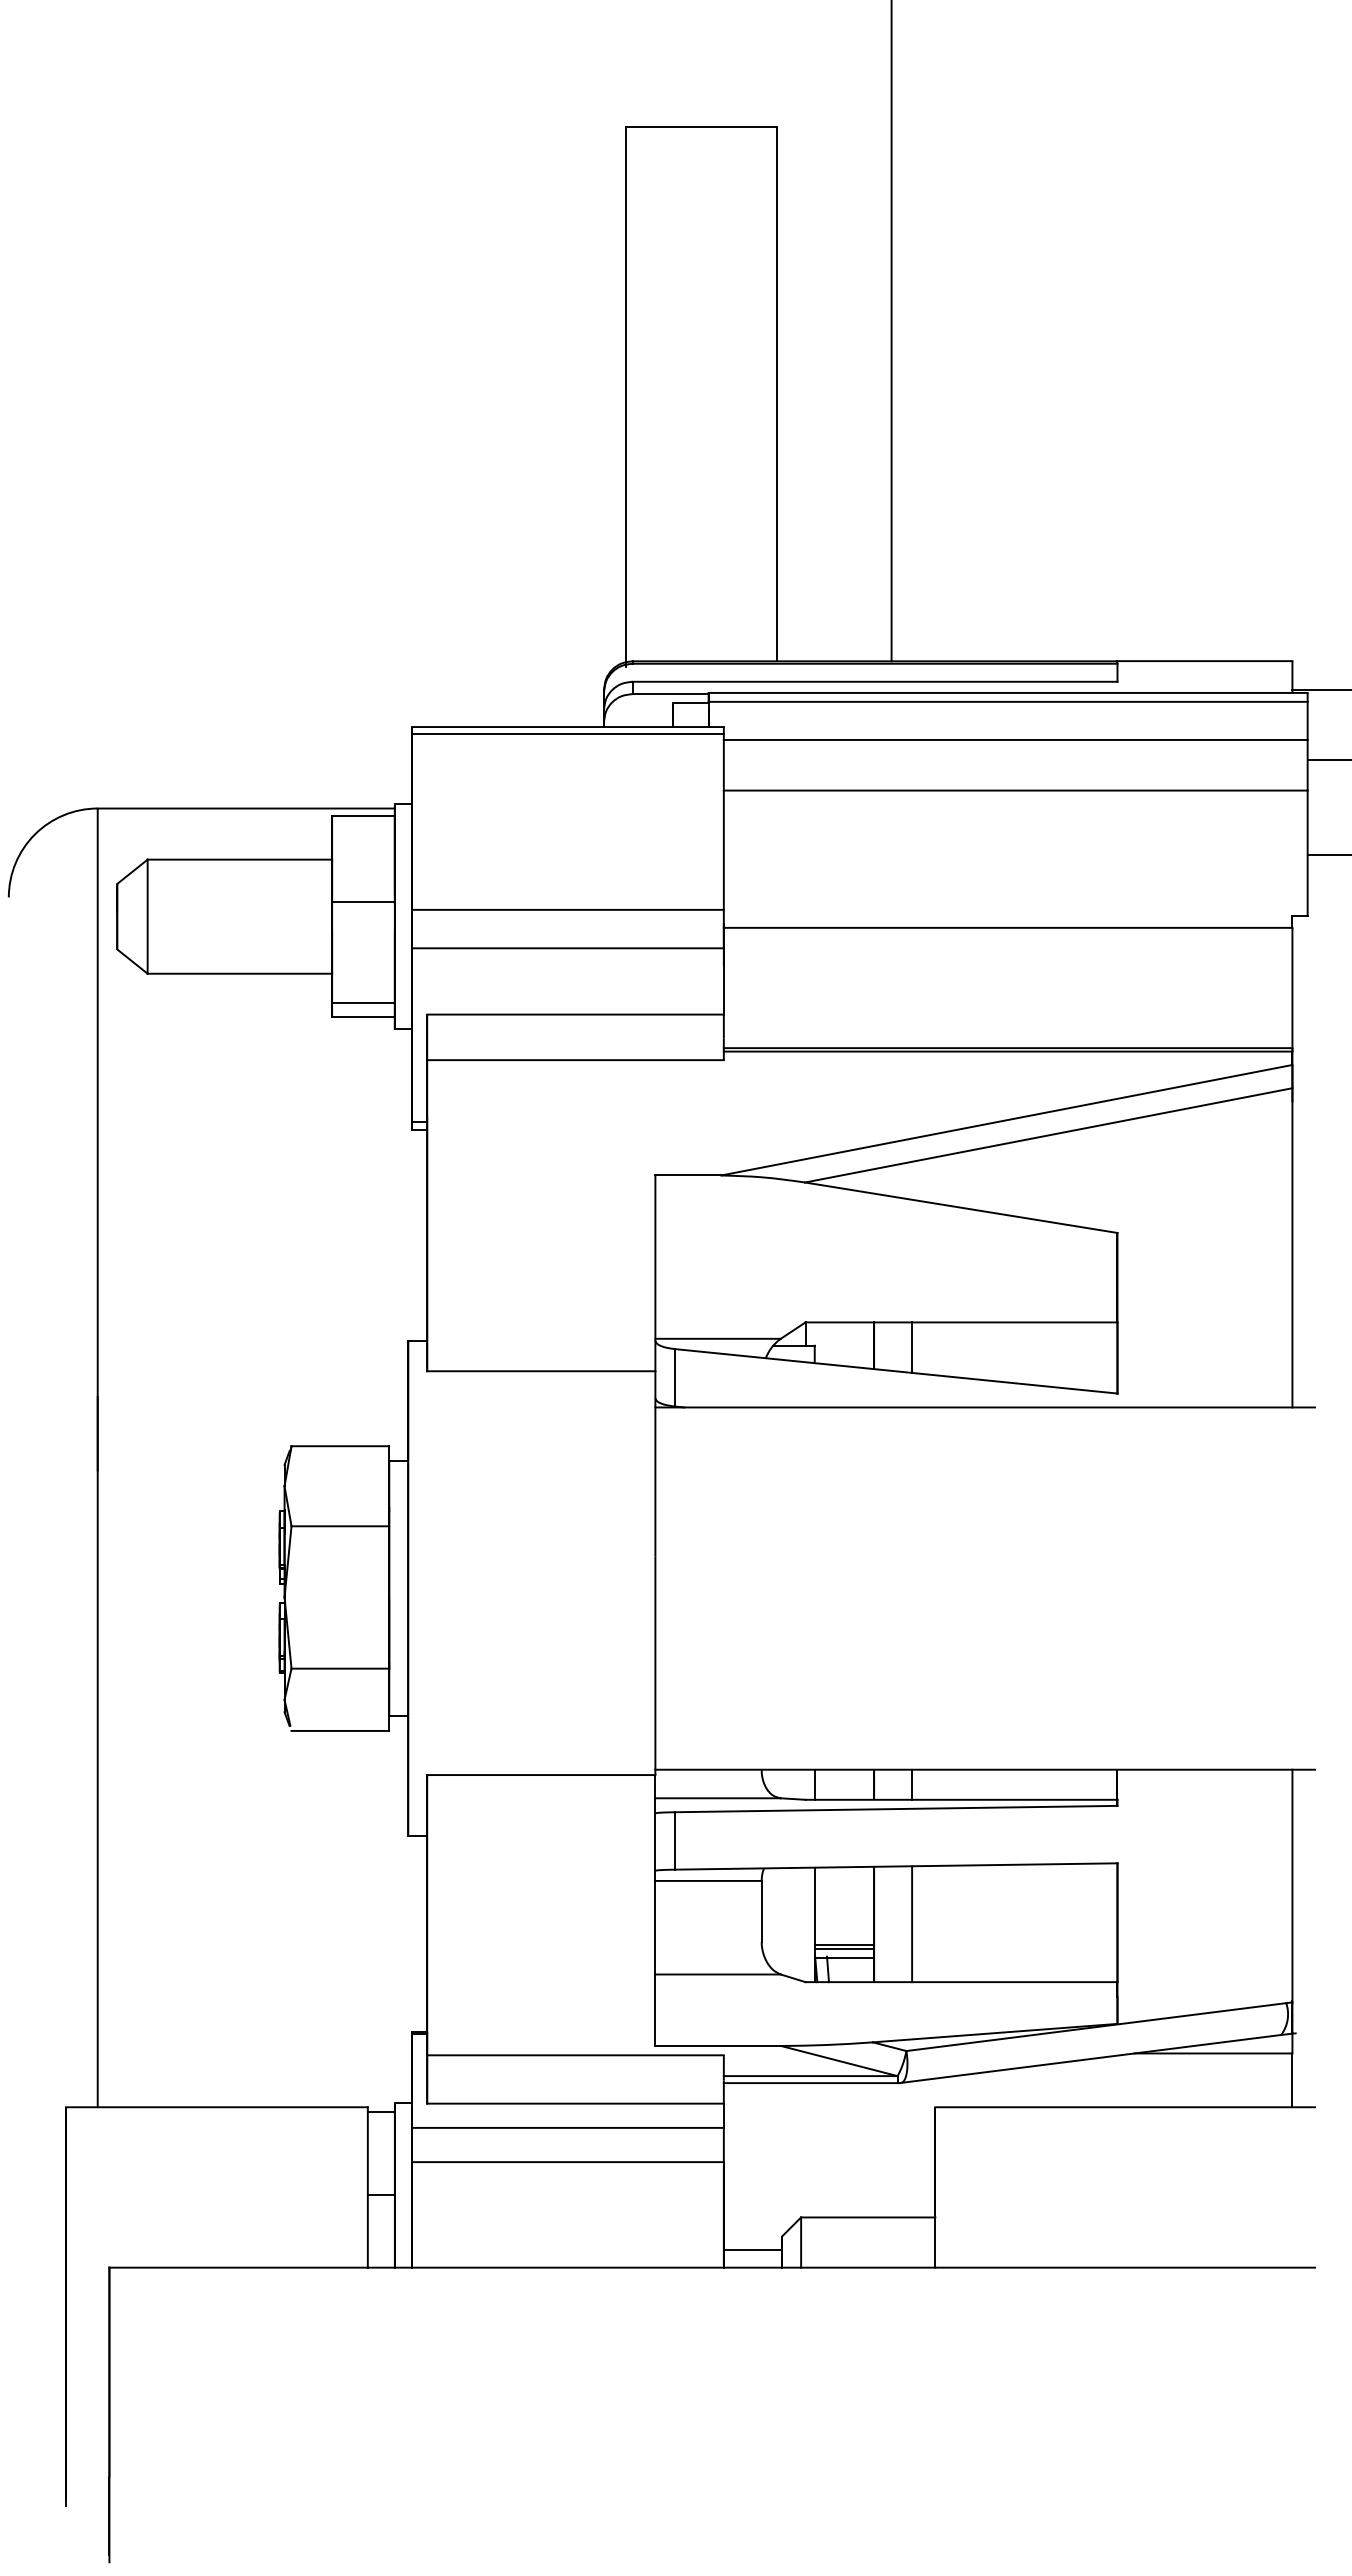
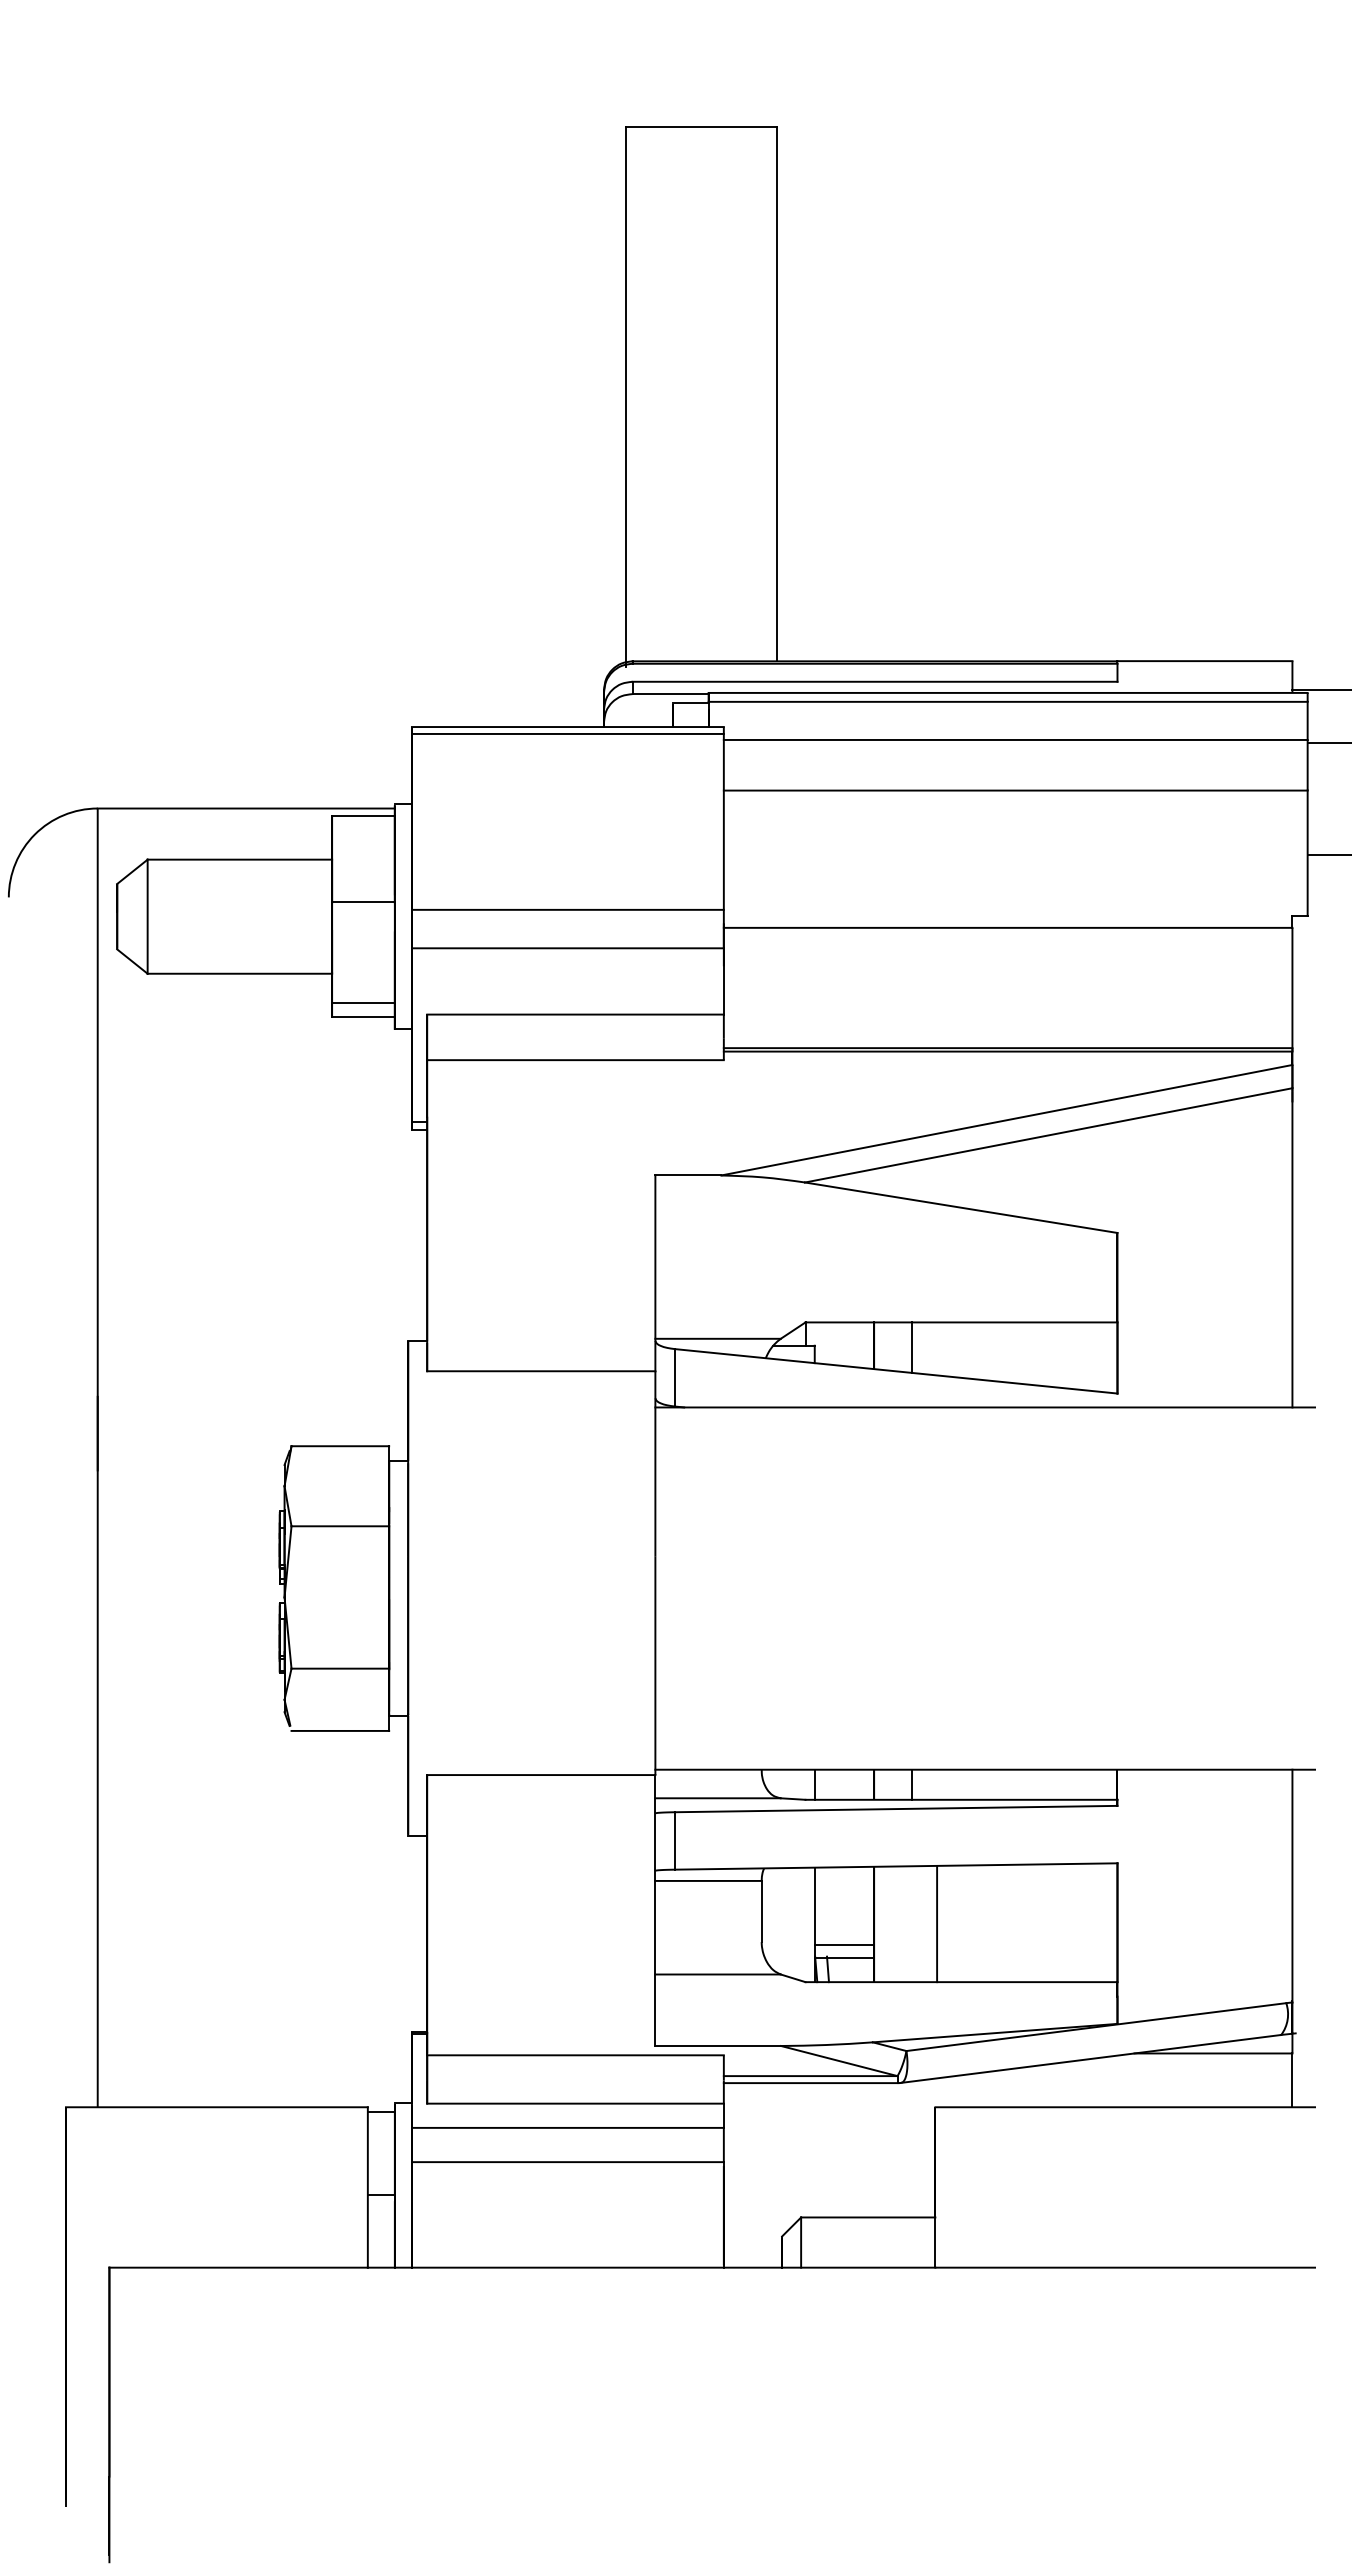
line: present -> none (891, 331)
line position: (1327, 760) -> (1327, 743) (1327, 743)
line position: (912, 1924) -> (937, 1924) (937, 1924)
line: present -> none (844, 1949)
line: present -> none (752, 2250)
